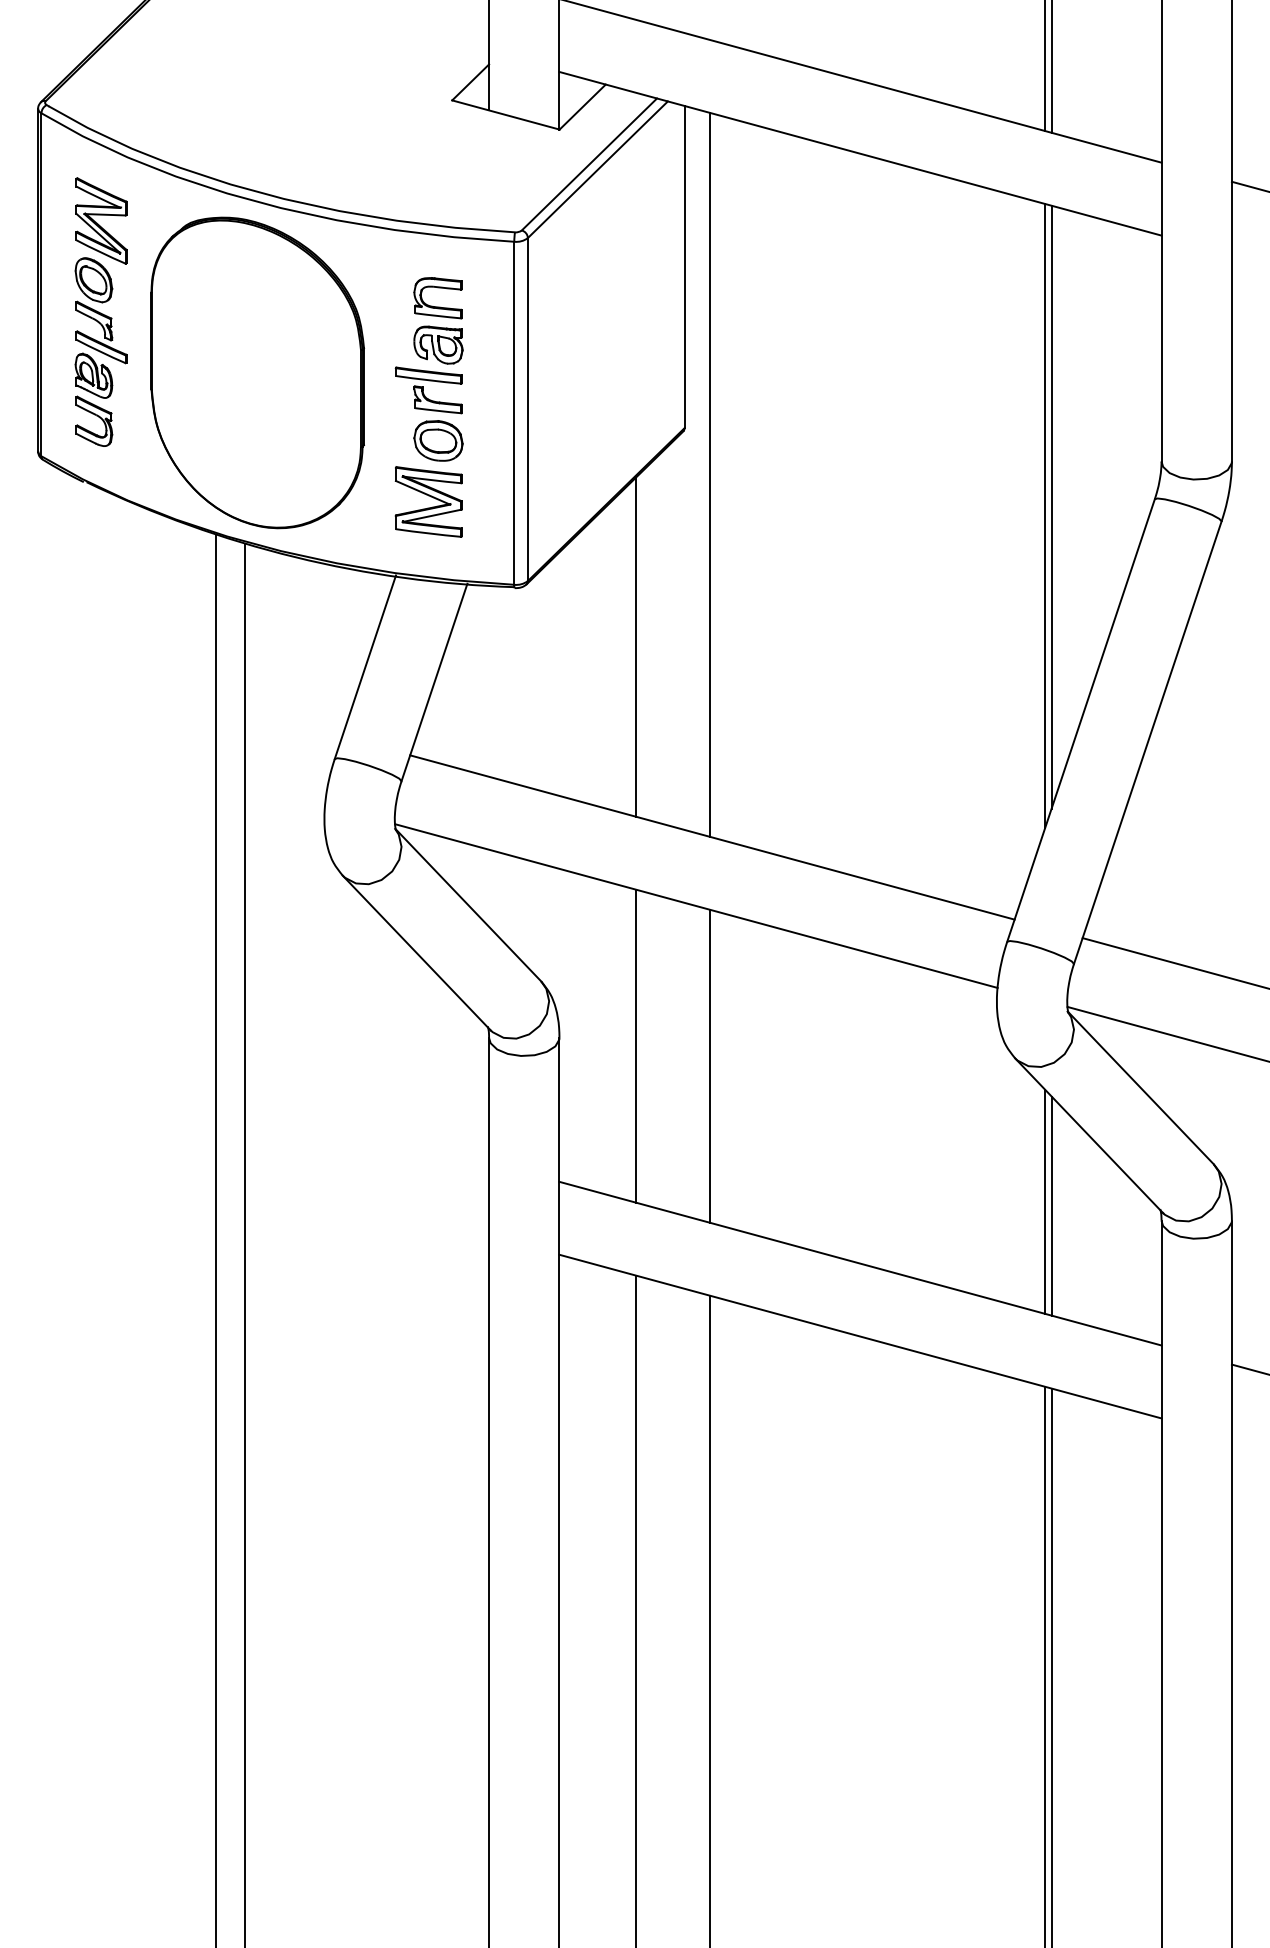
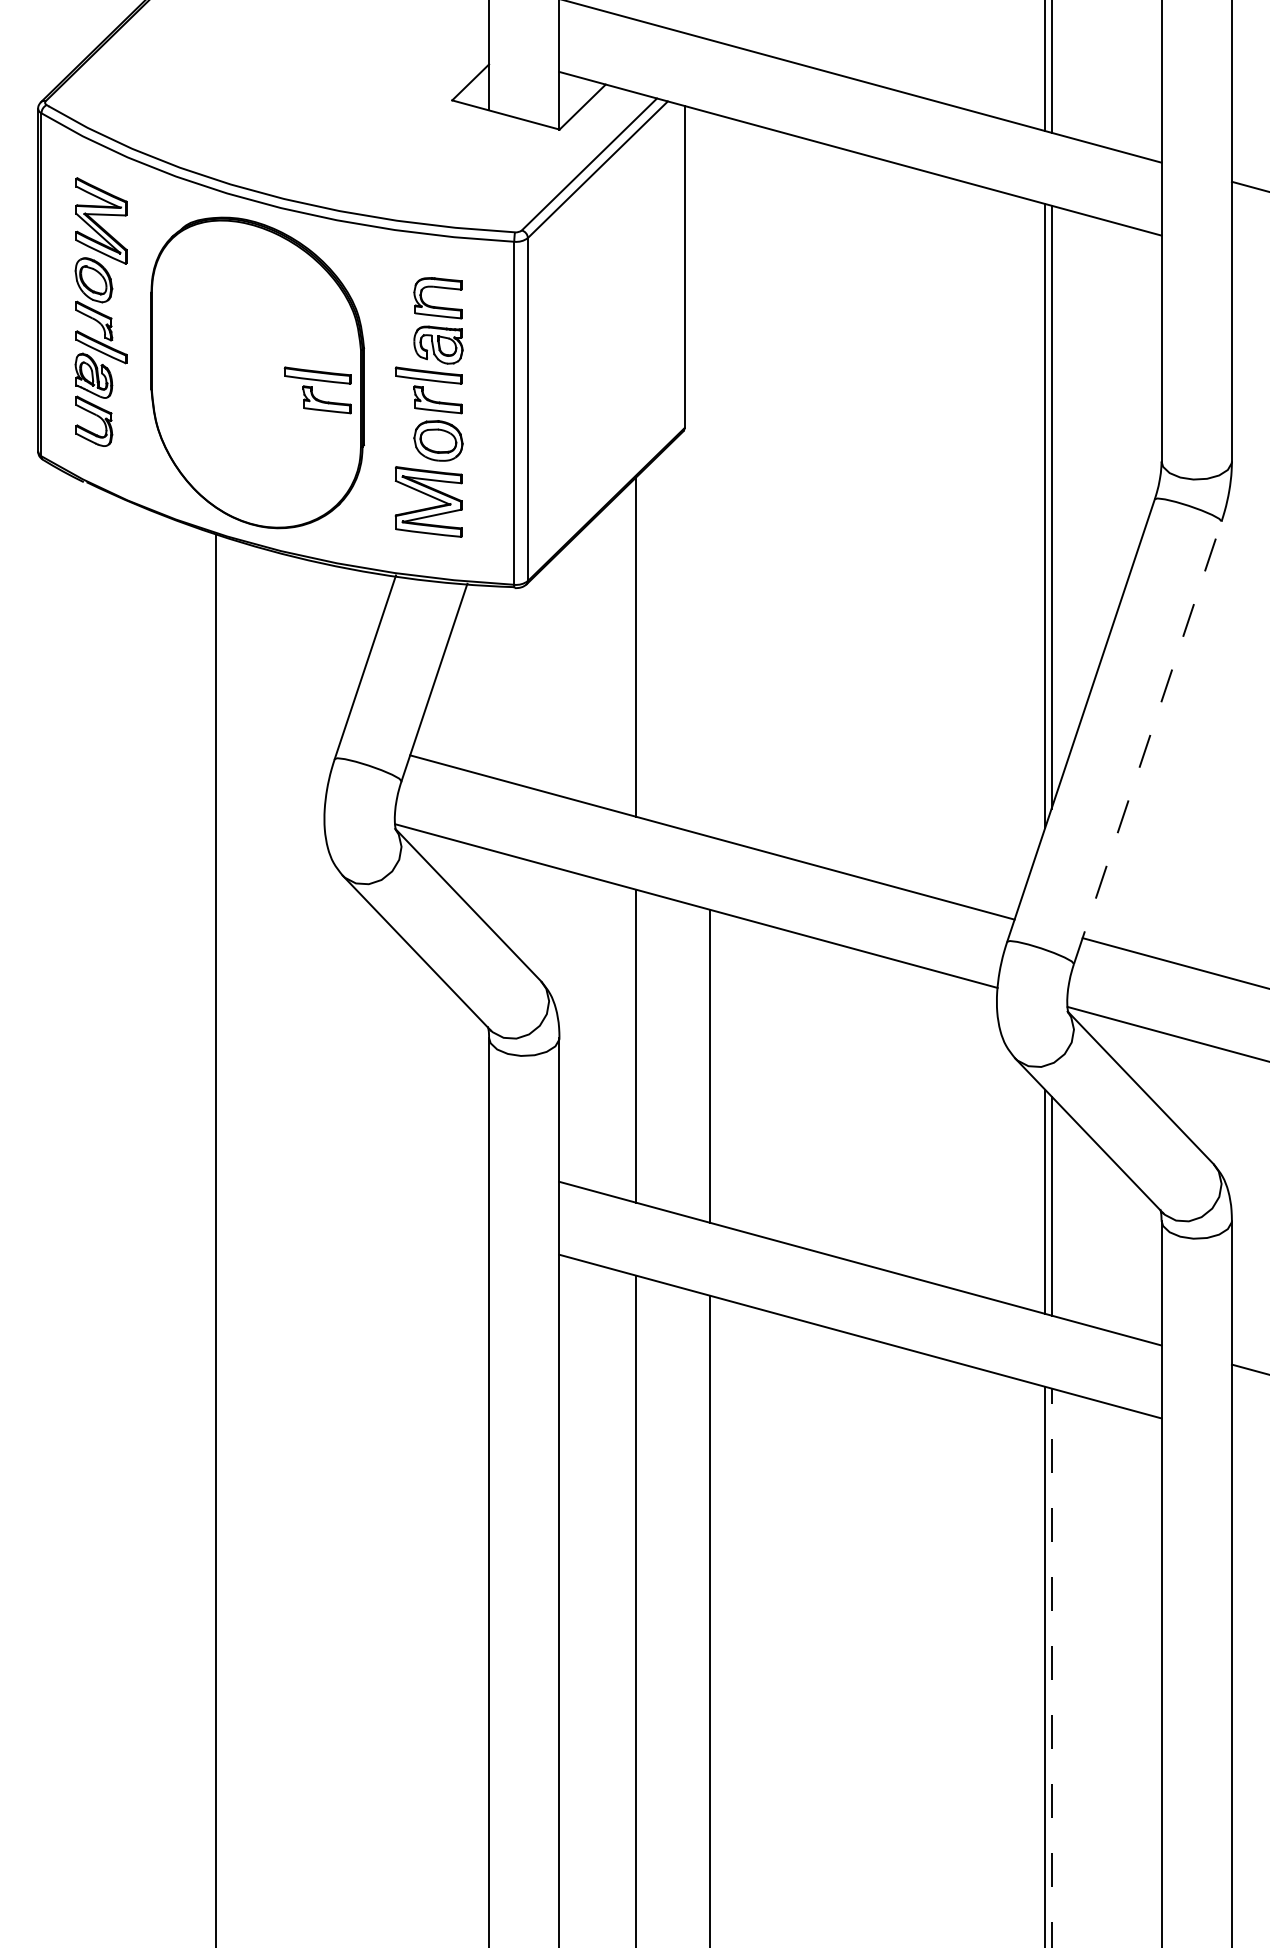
part: none -> present (317, 390)
line: present -> none (710, 474)
line: solid -> dashed (1147, 742)
line: present -> none (245, 1243)
line: solid -> dashed (1051, 1667)
